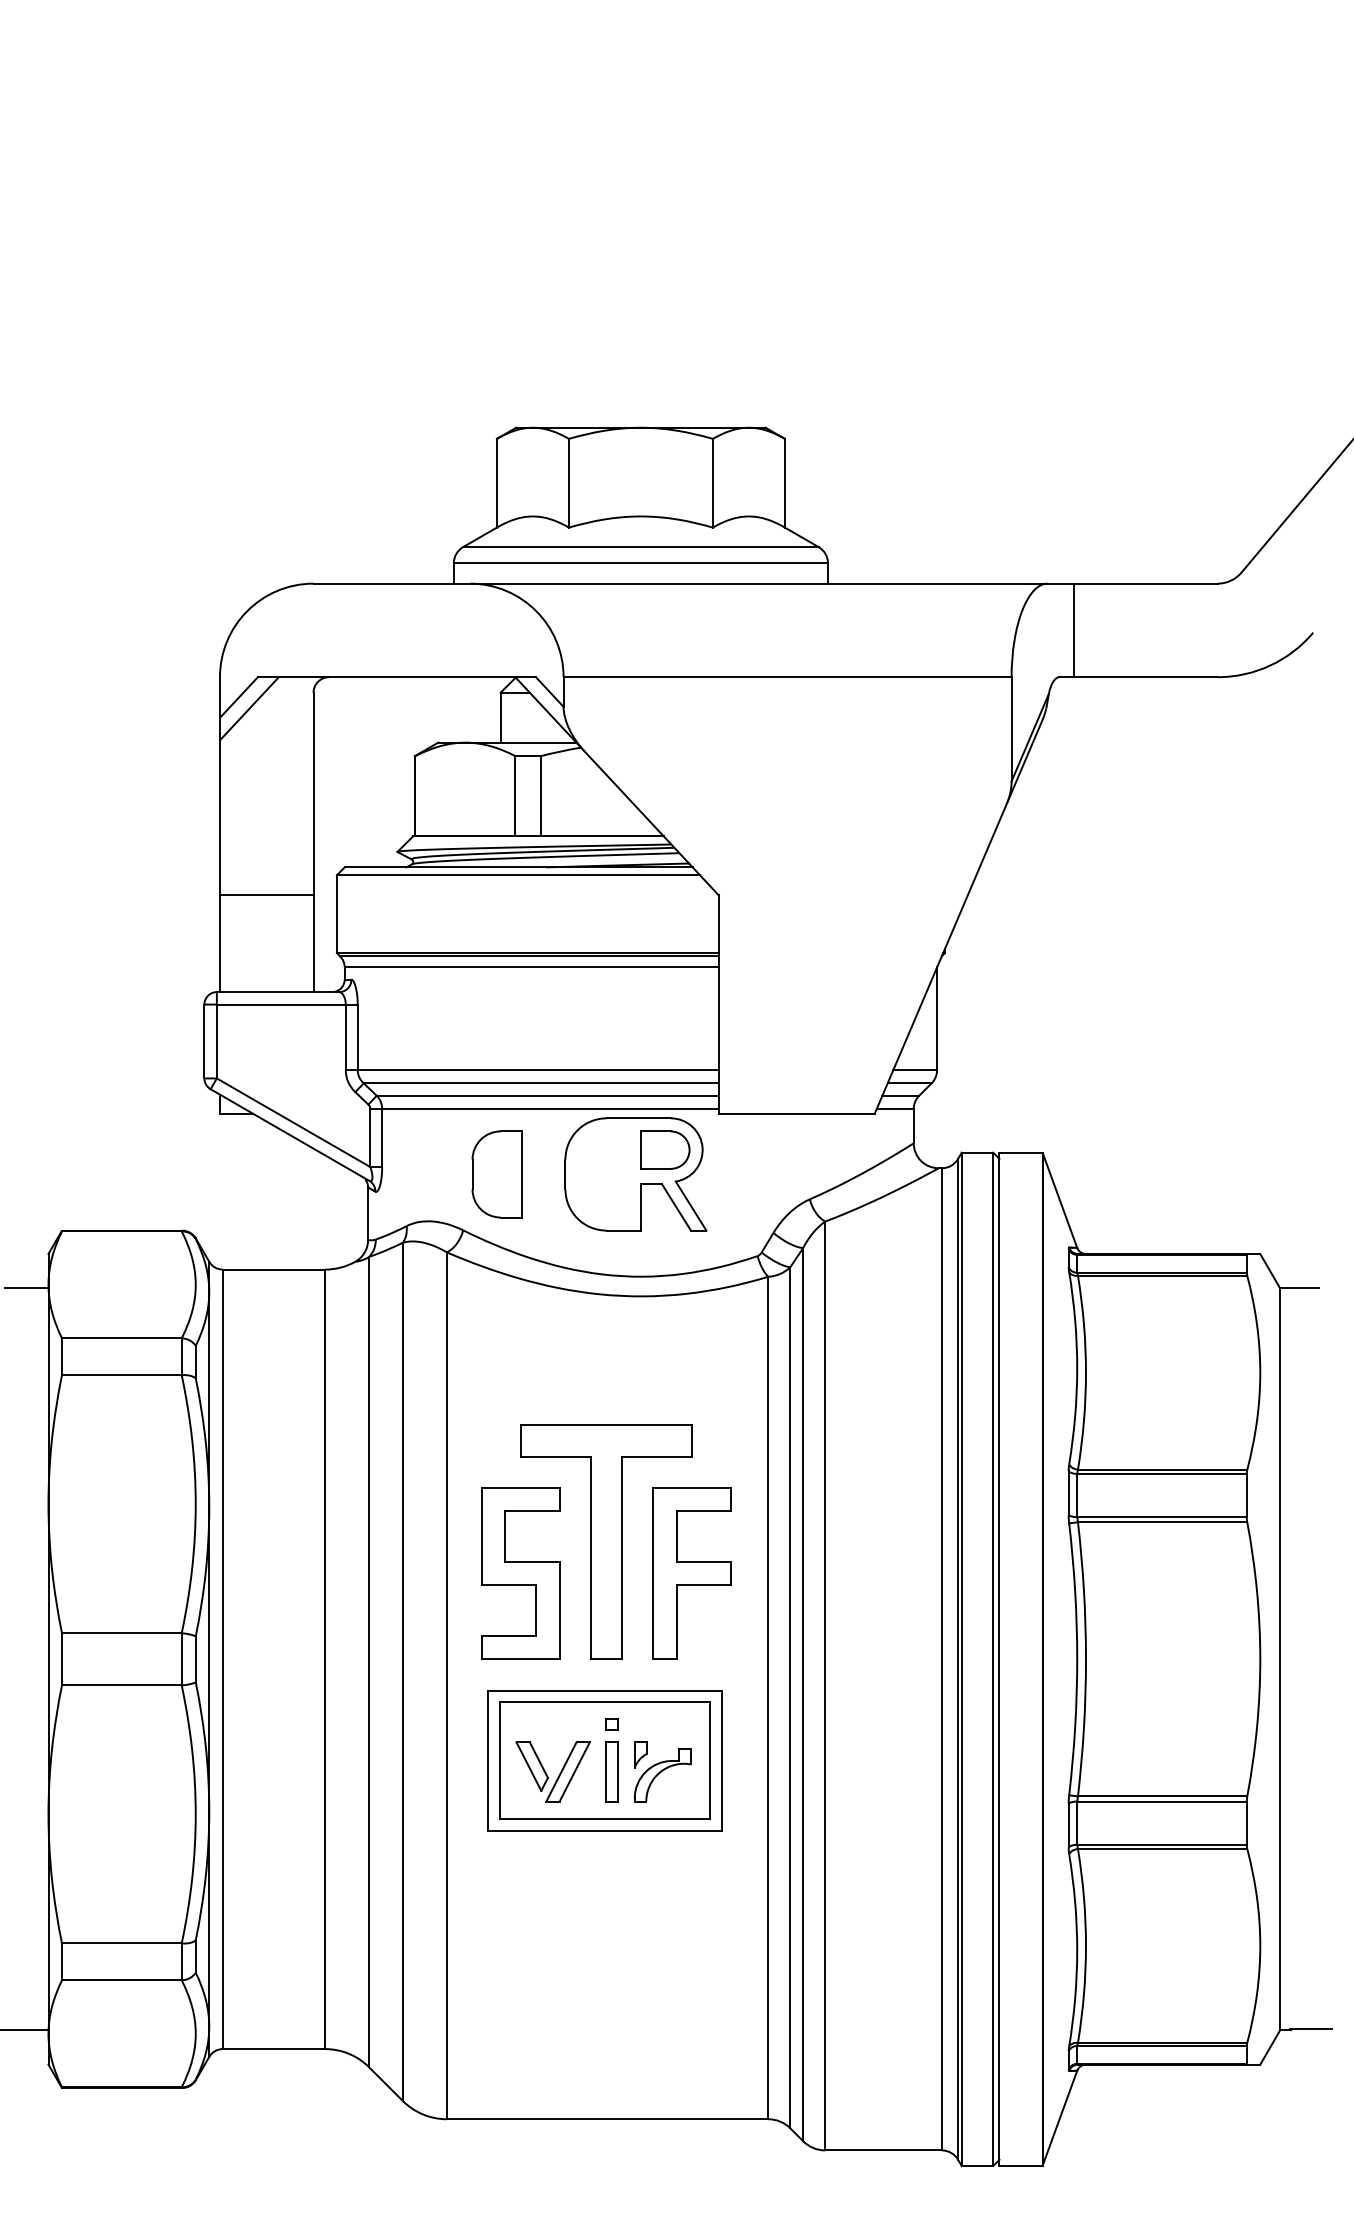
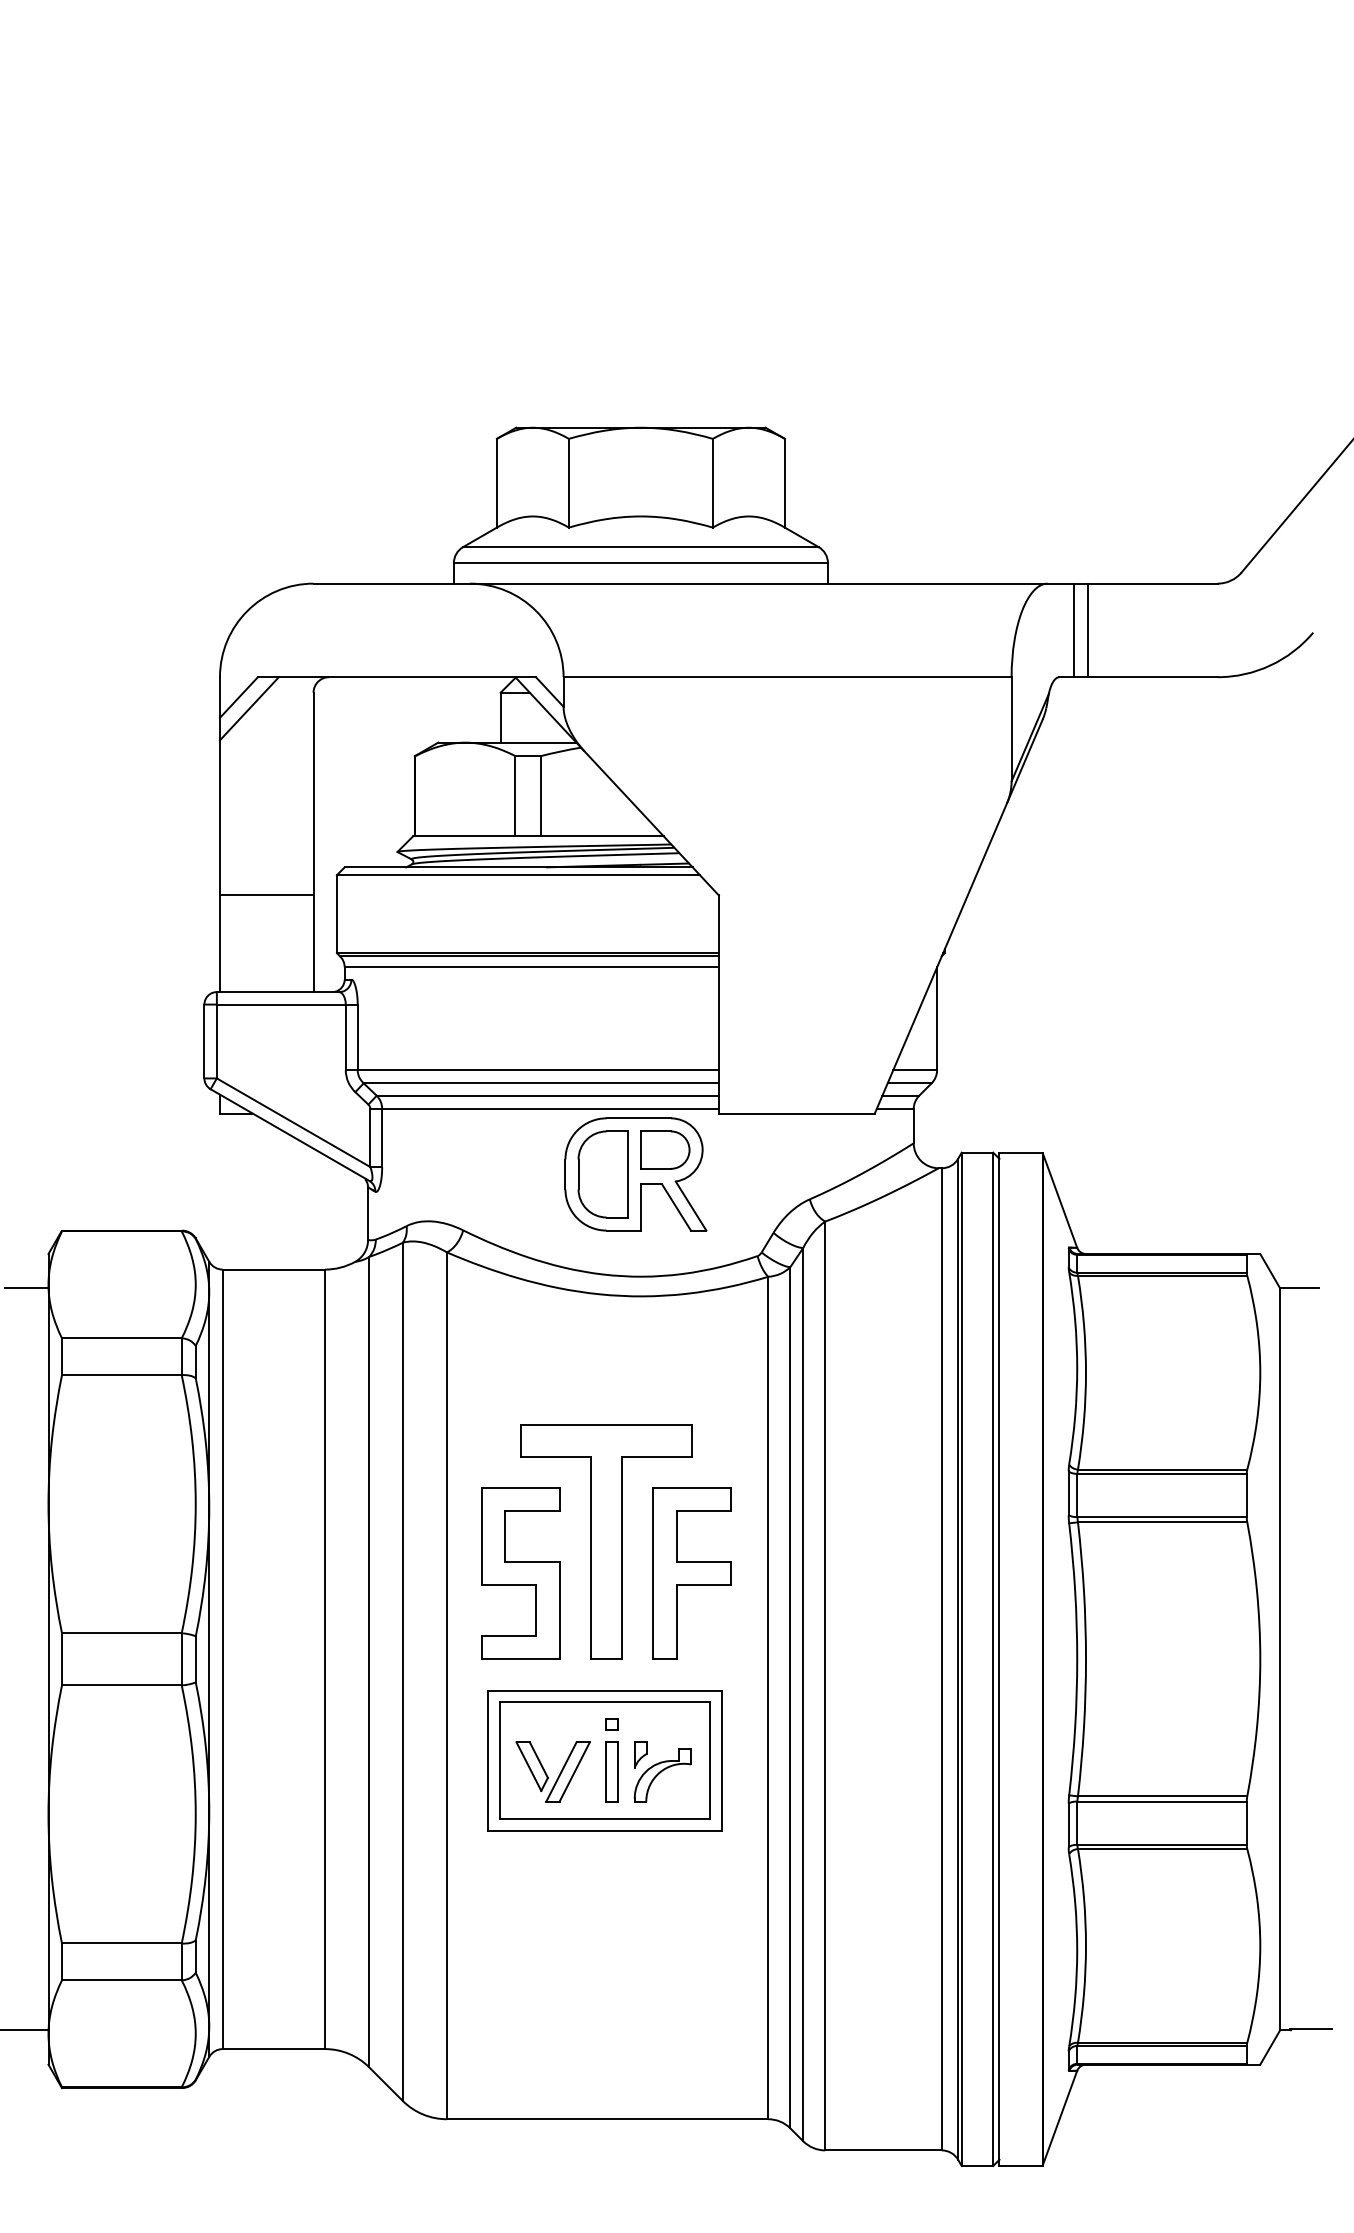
line: none -> present (1088, 630)
part position: (496, 1174) -> (602, 1174) (602, 1174)
